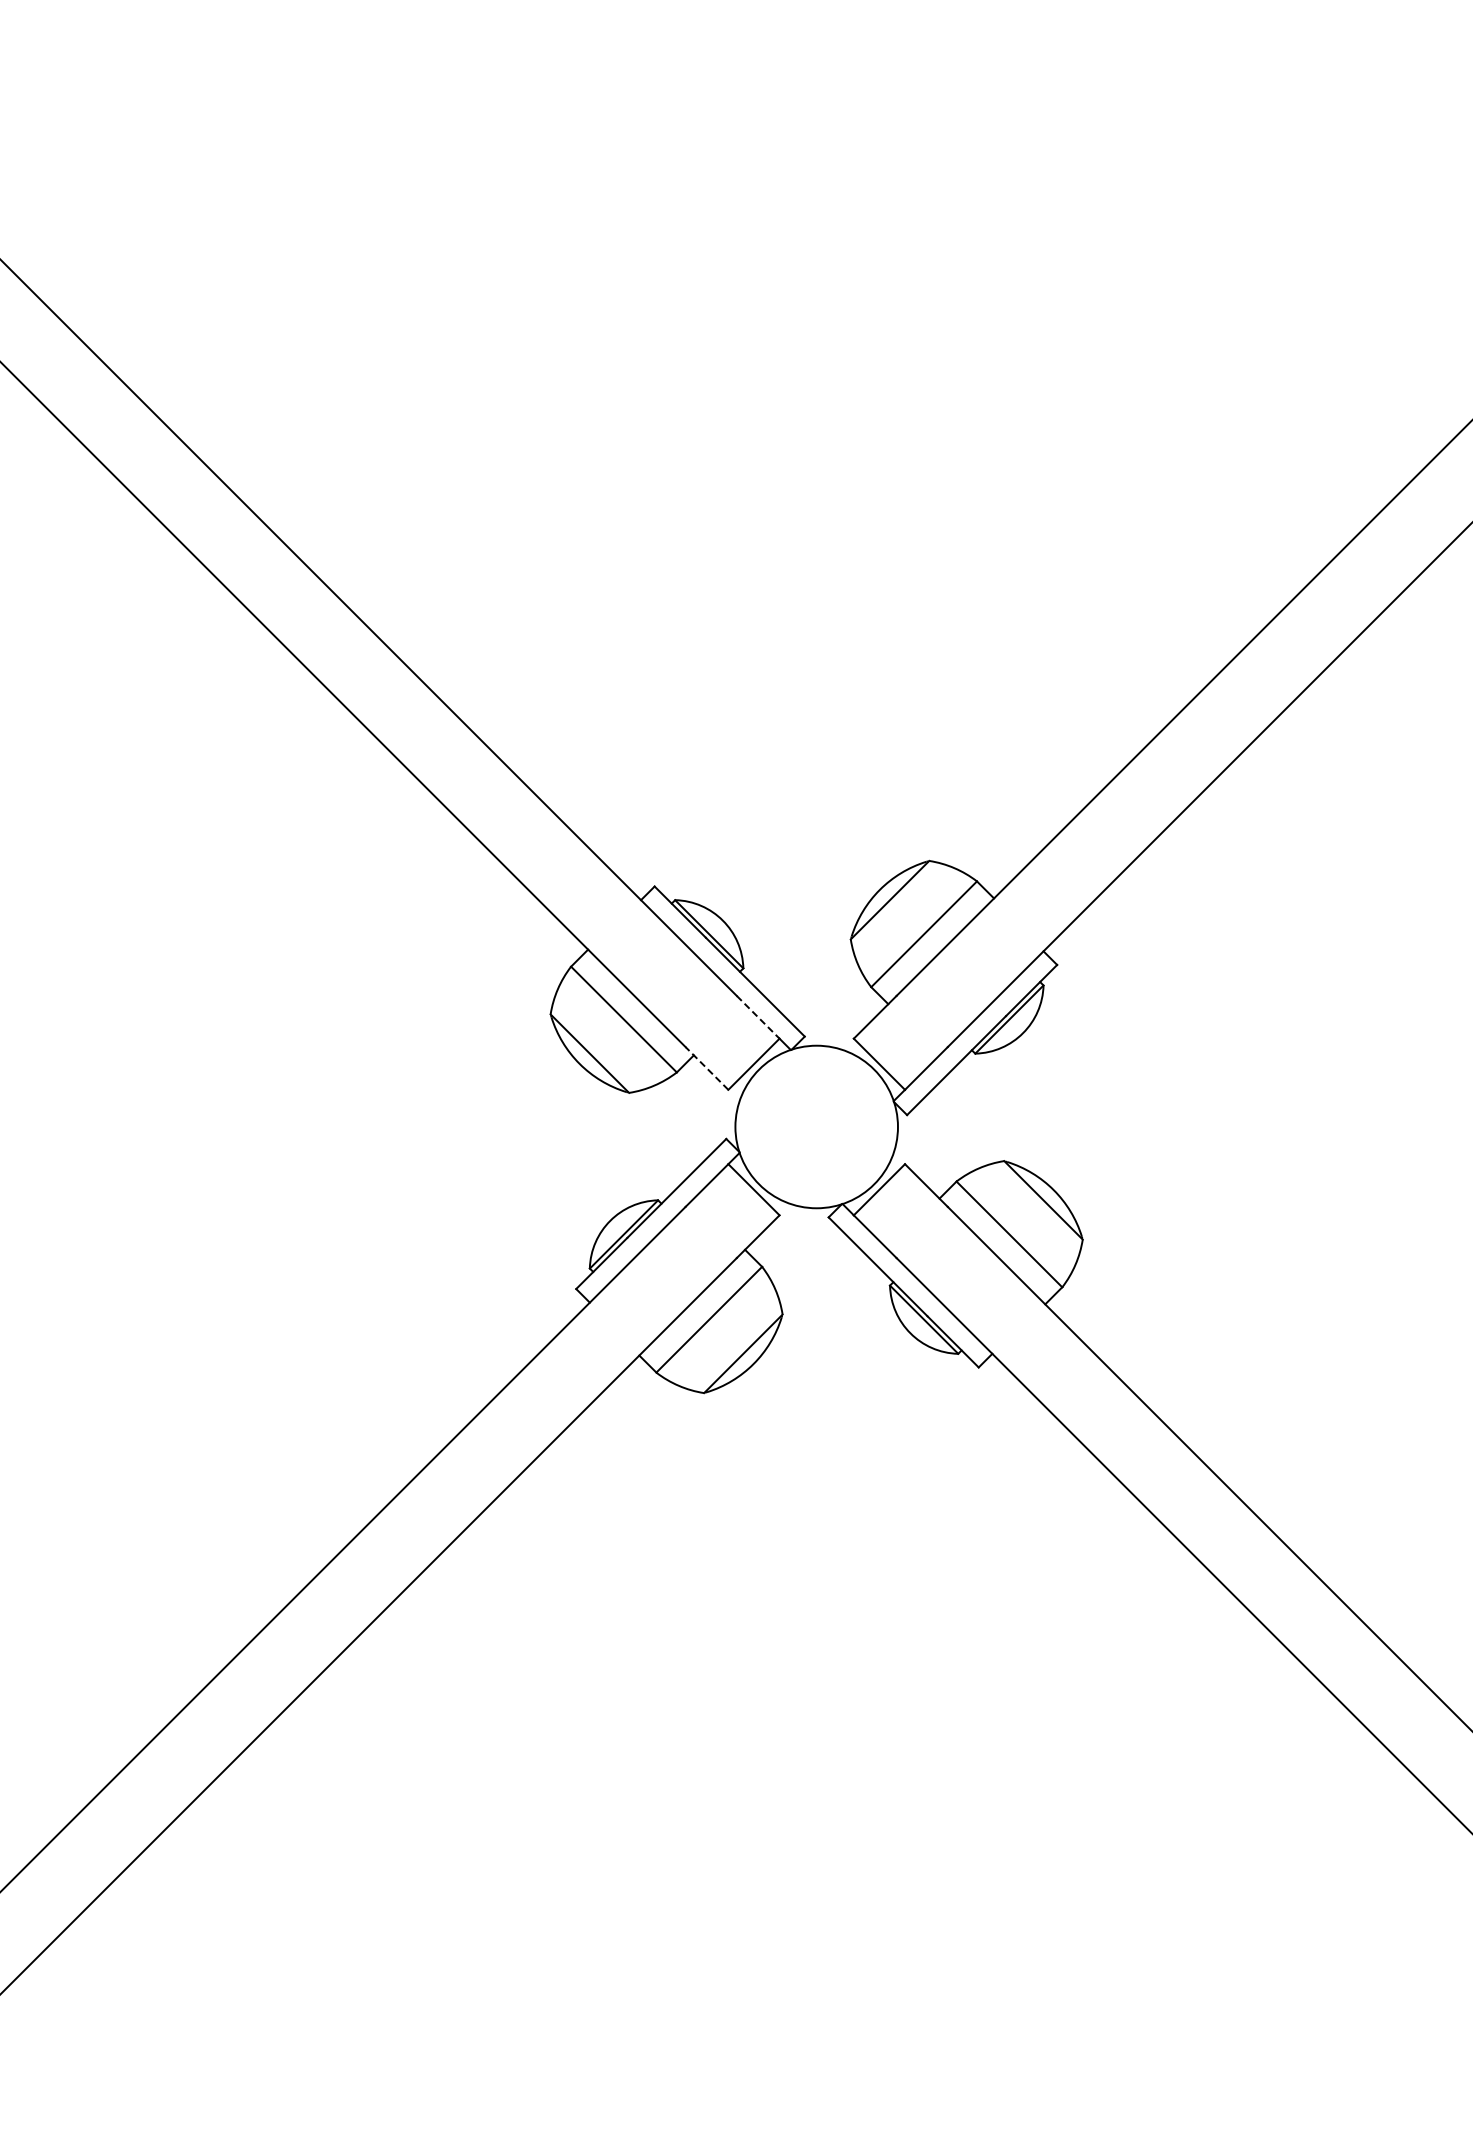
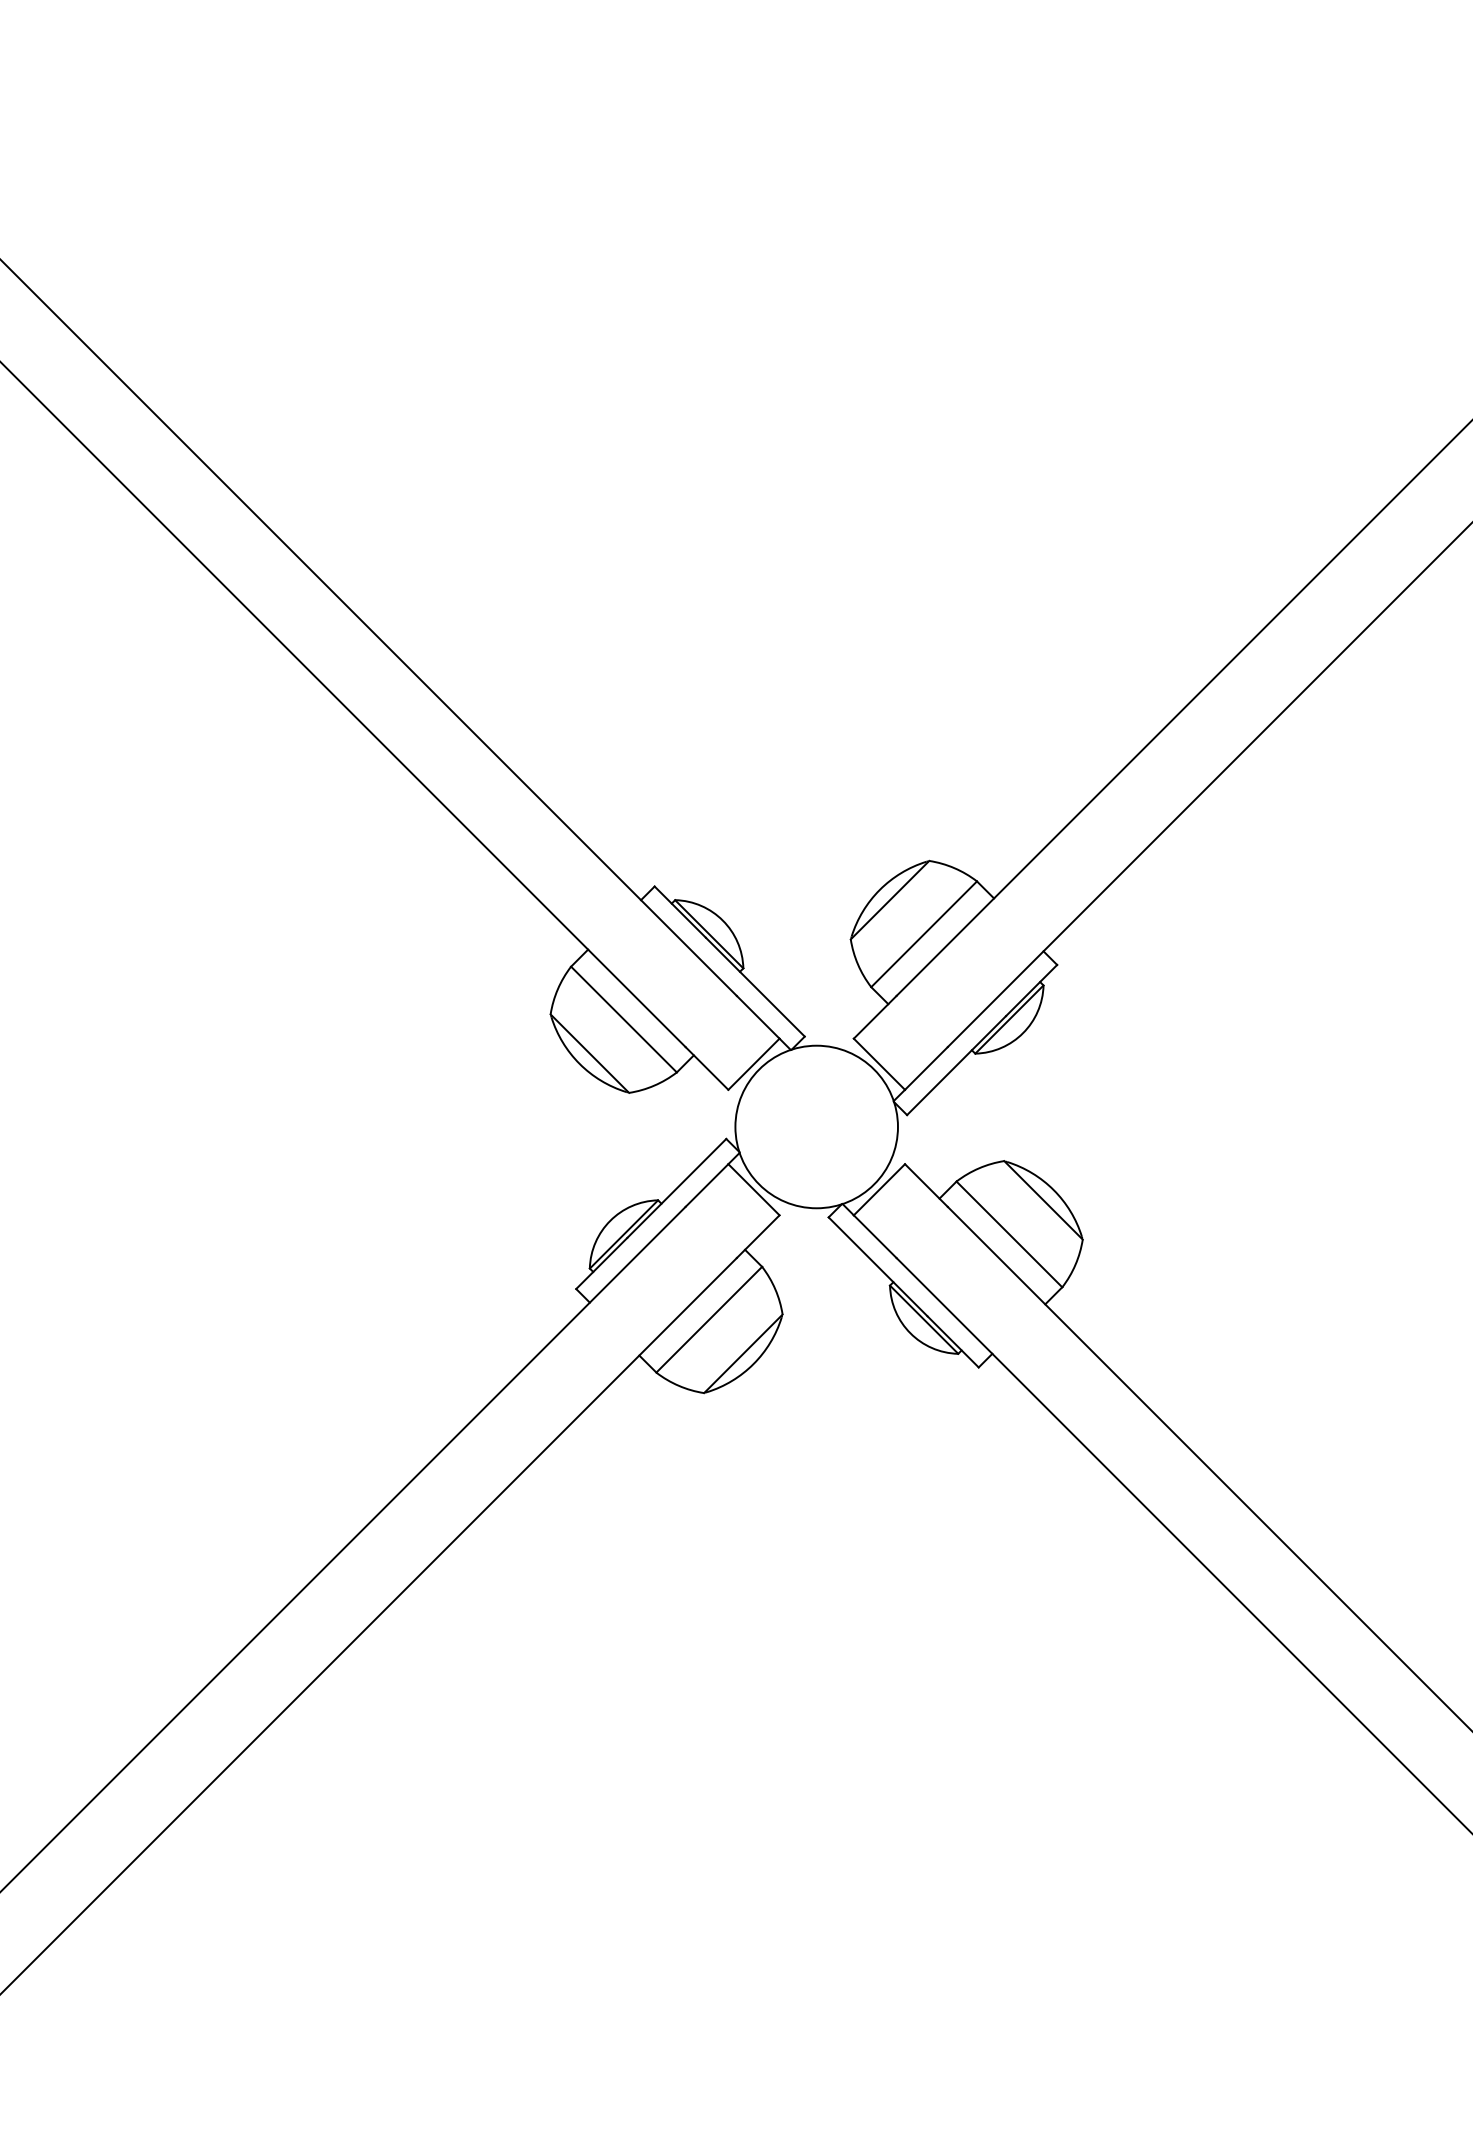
line: dashed -> solid (758, 1017)
line: dashed -> solid (706, 1068)
